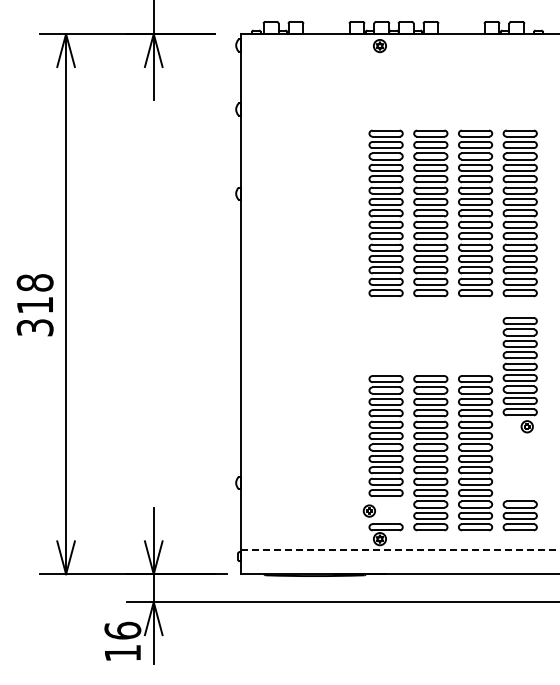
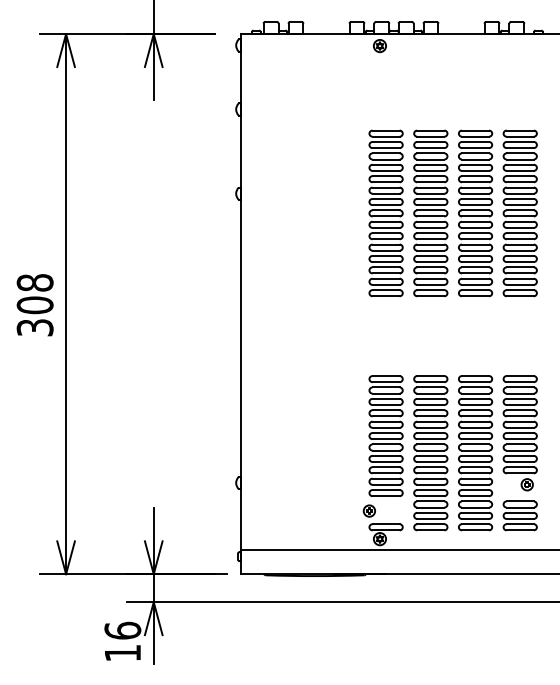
text: 318 -> 308 (34, 305)
part position: (519, 375) -> (519, 433) (519, 433)
line: dashed -> solid (400, 549)
